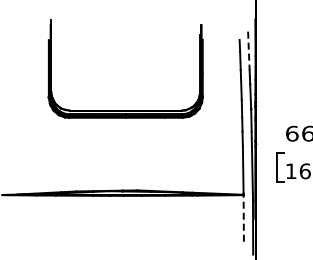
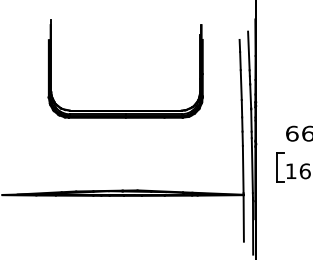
line: dashed -> solid (248, 51)
line: dashed -> solid (243, 217)
